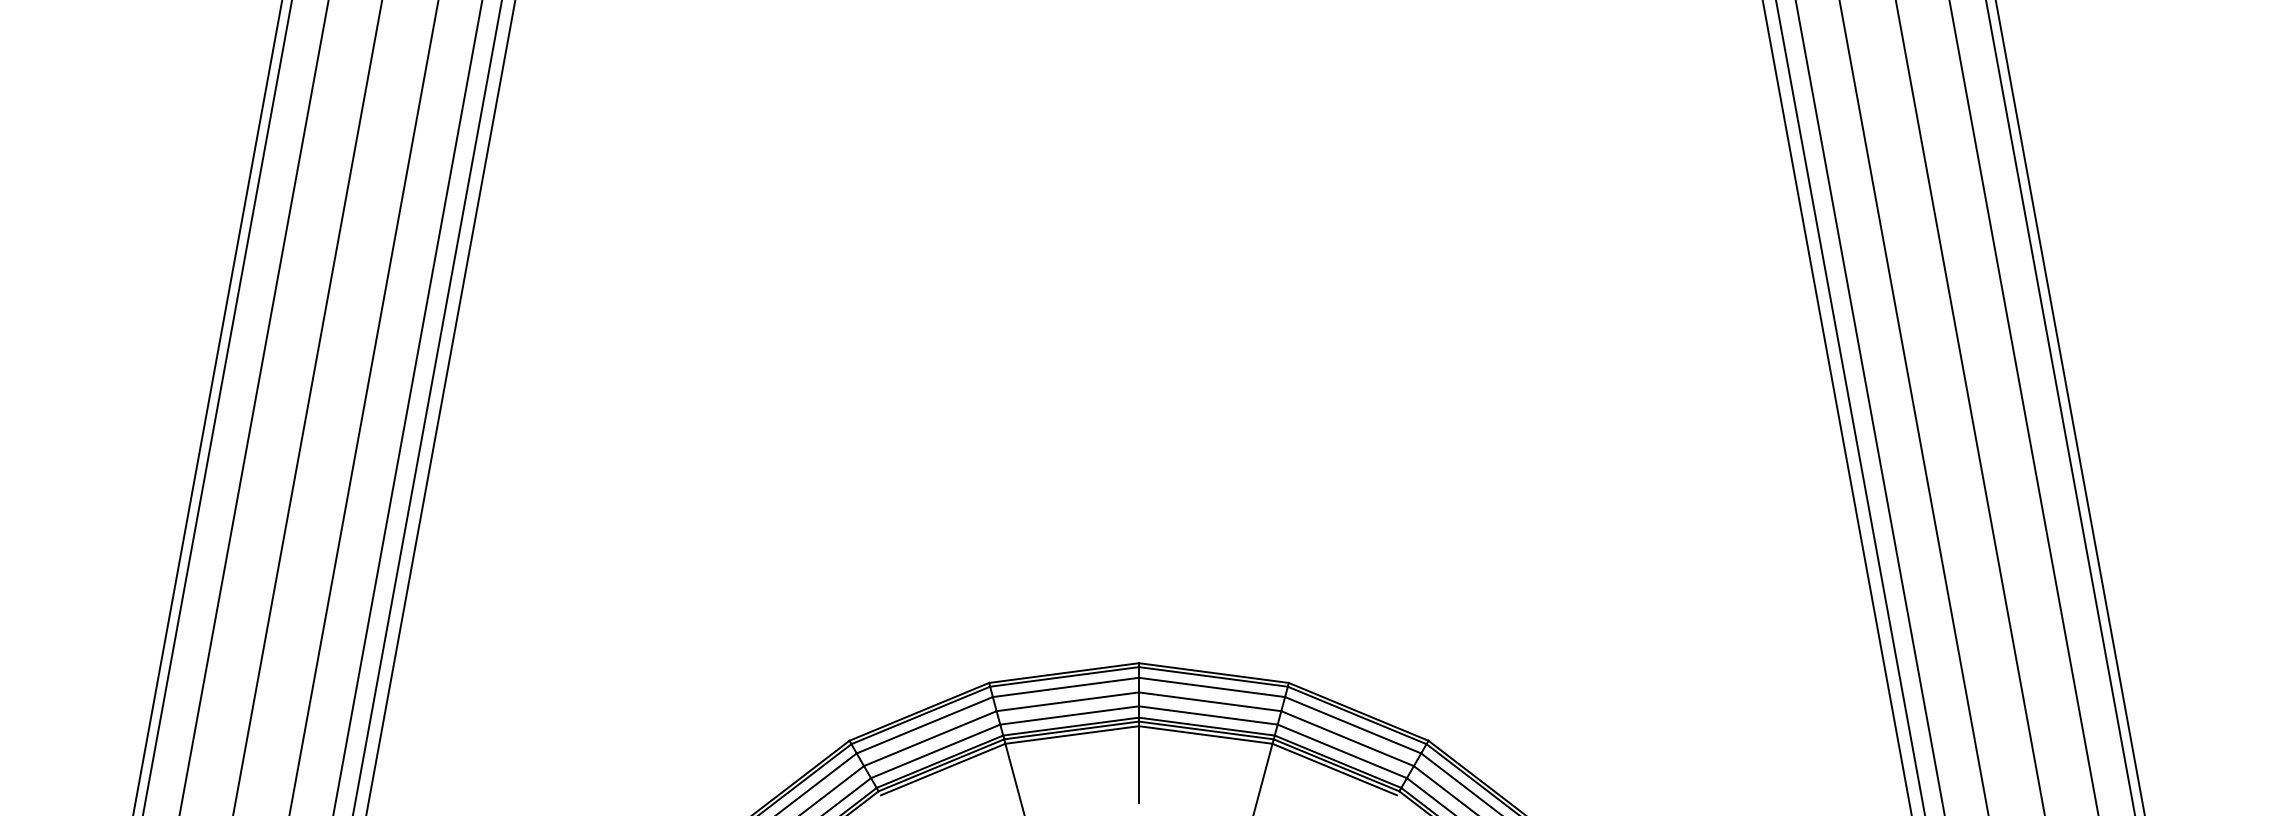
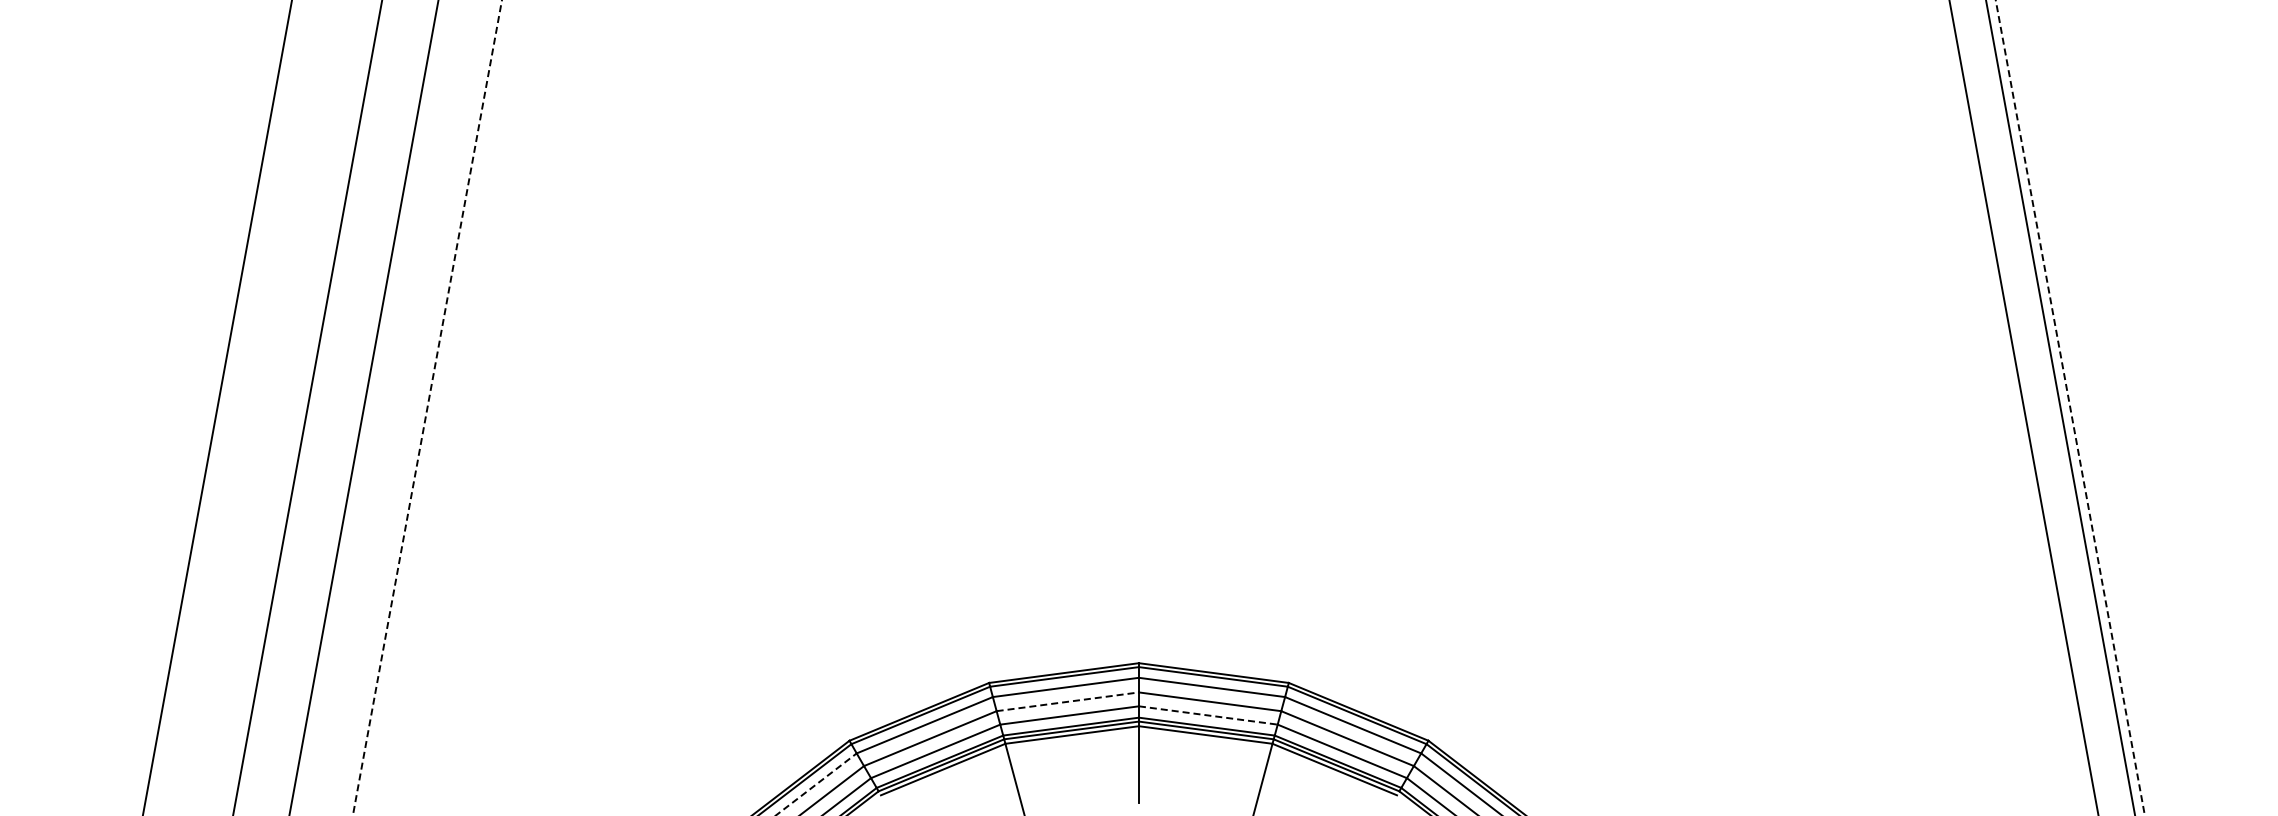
line: present -> none (207, 407)
line: present -> none (254, 407)
line: present -> none (407, 407)
line: solid -> dashed (427, 407)
line: present -> none (440, 407)
line: present -> none (1837, 407)
line: present -> none (1850, 407)
line: present -> none (1870, 407)
line: present -> none (1913, 407)
line: present -> none (1970, 407)
line: solid -> dashed (2070, 407)
line: solid -> dashed (1067, 701)
line: solid -> dashed (1208, 715)
line: solid -> dashed (816, 784)
